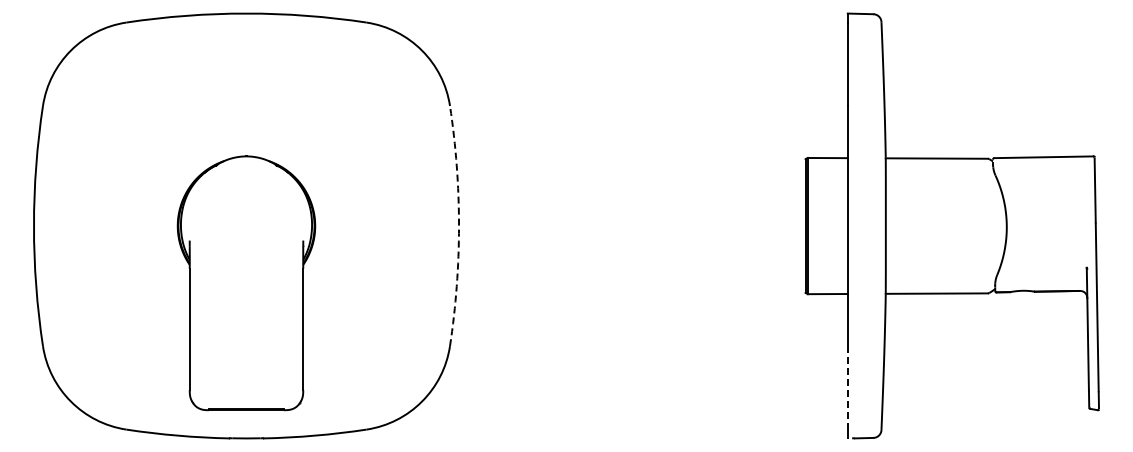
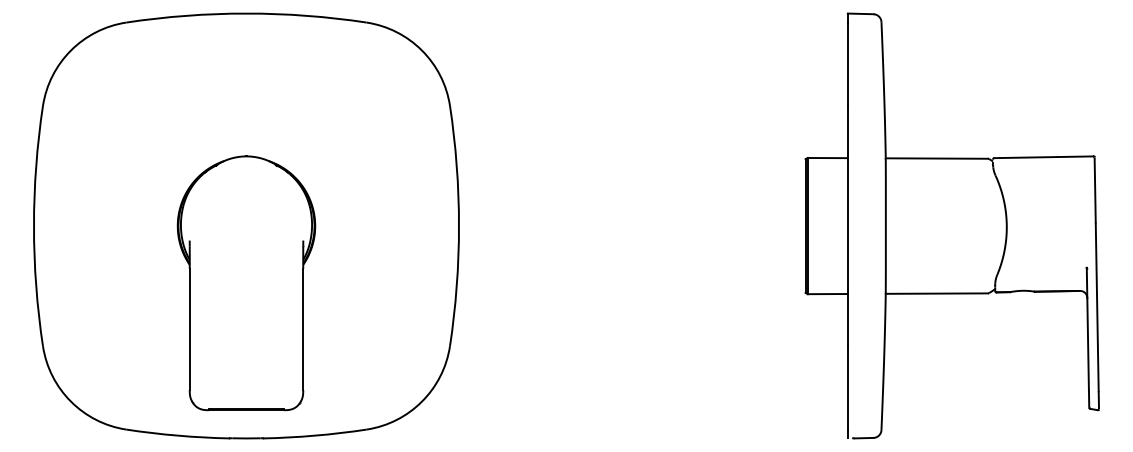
arc: dashed -> solid (459, 226)
line: dashed -> solid (847, 387)
